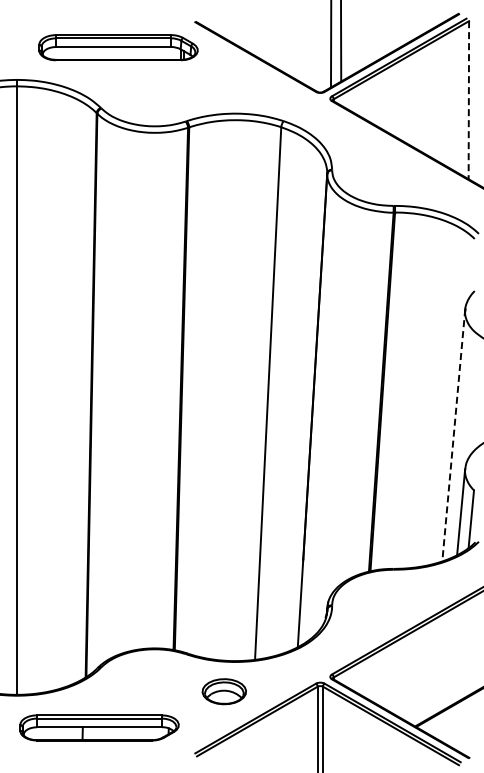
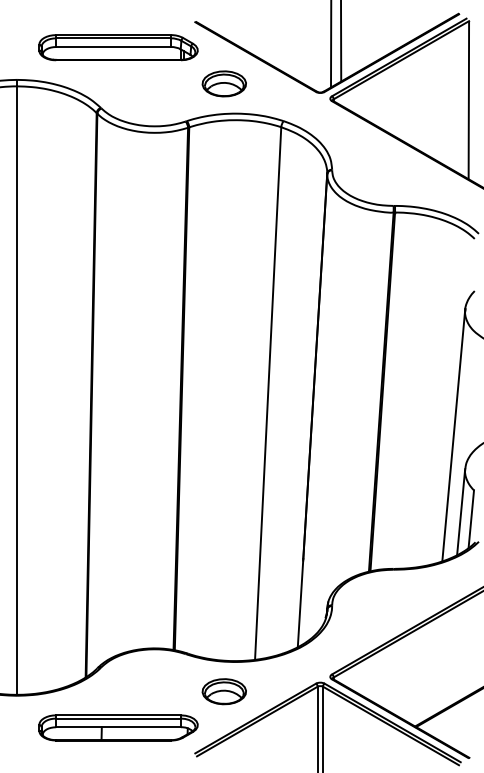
part: none -> present (223, 83)
line: dashed -> solid (468, 101)
line: dashed -> solid (453, 435)
part position: (99, 727) -> (118, 727) (118, 727)
